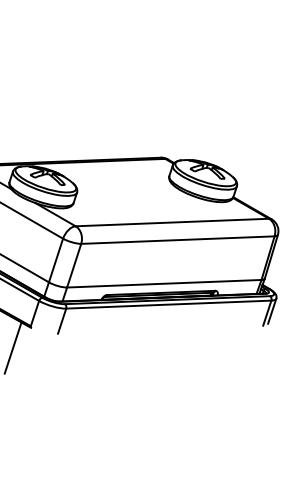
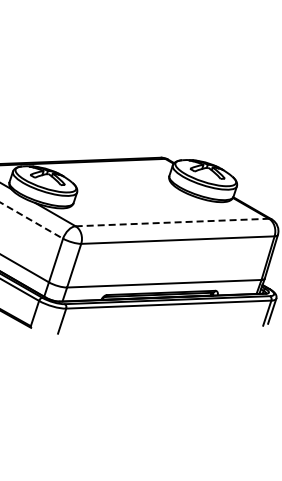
line: solid -> dashed (31, 220)
line: solid -> dashed (172, 222)
line: present -> none (12, 347)
